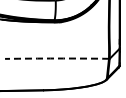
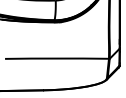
arc: dashed -> solid (57, 58)
